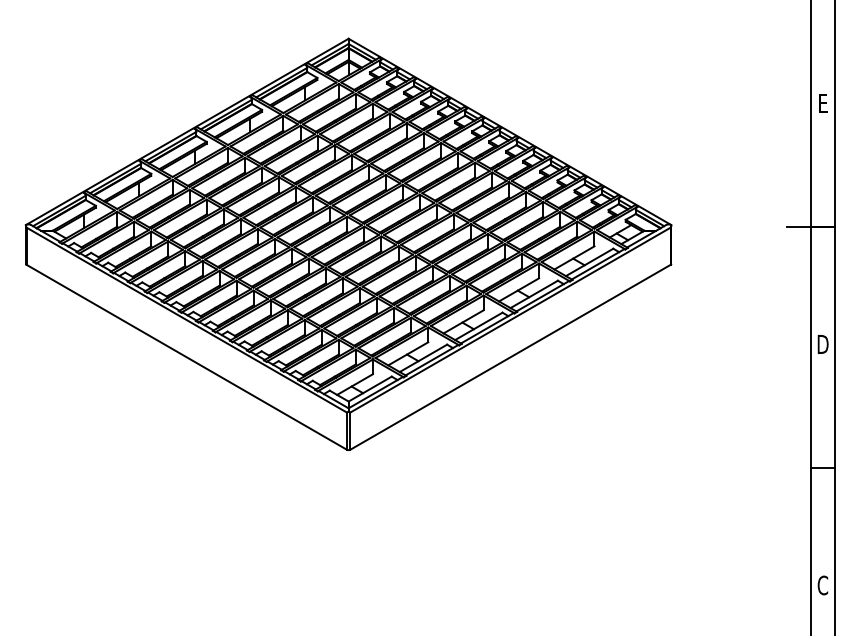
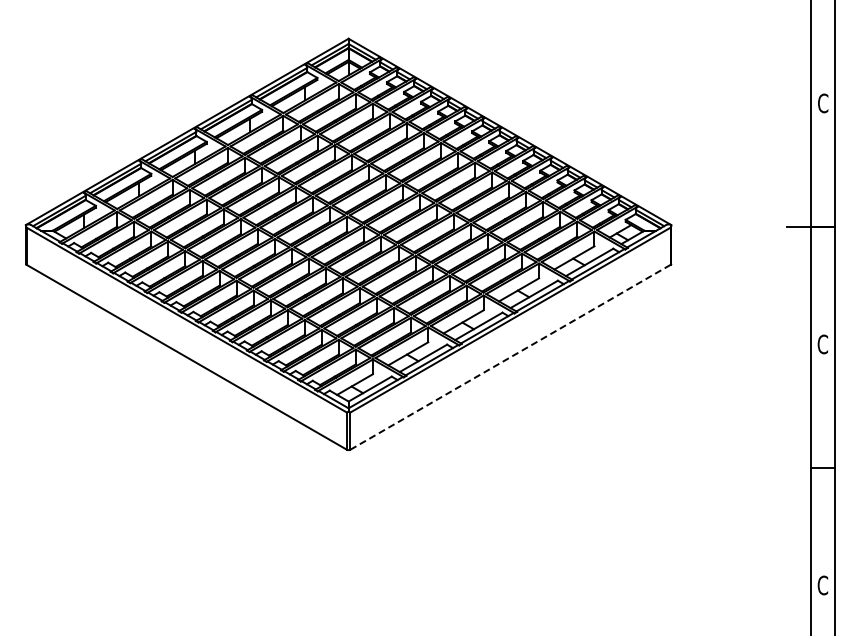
text: E -> C (823, 103)
text: D -> C (822, 344)
line: solid -> dashed (510, 357)
